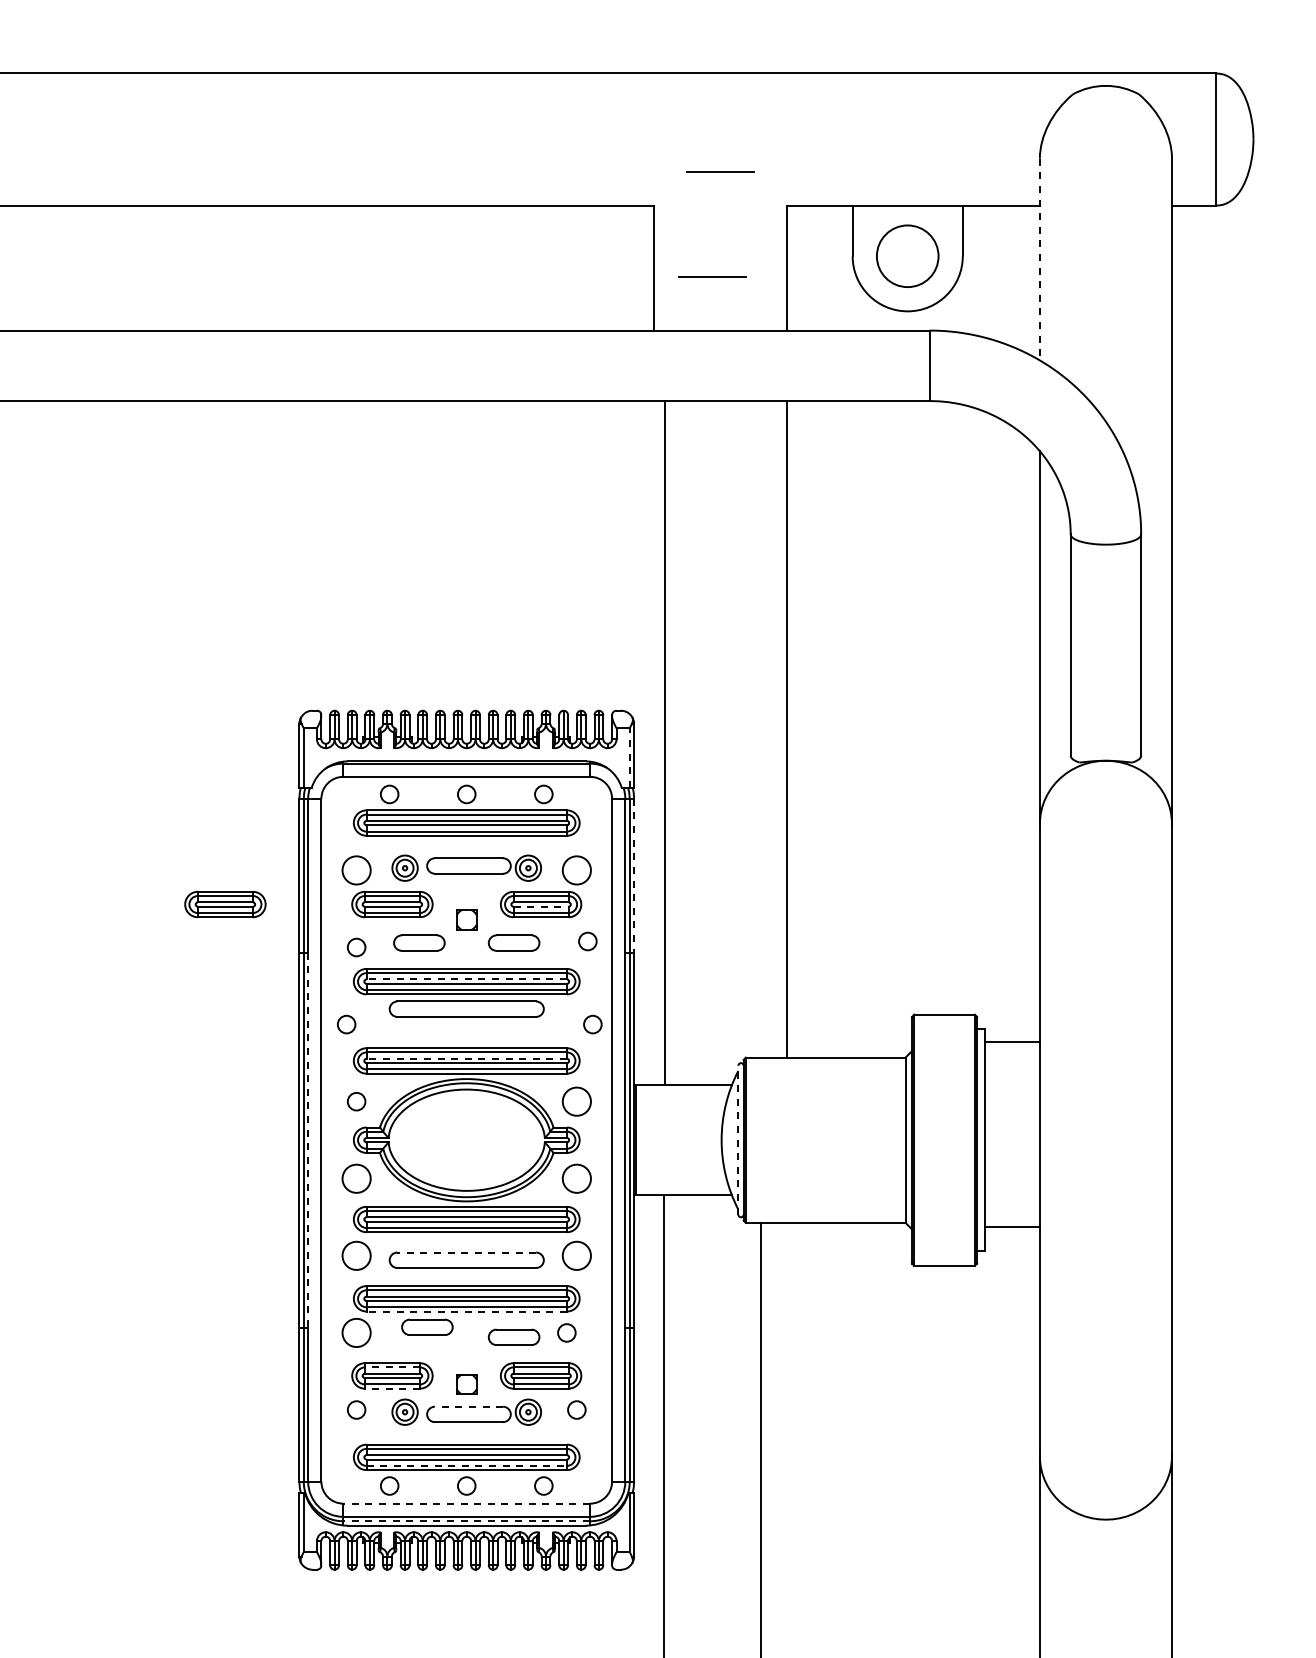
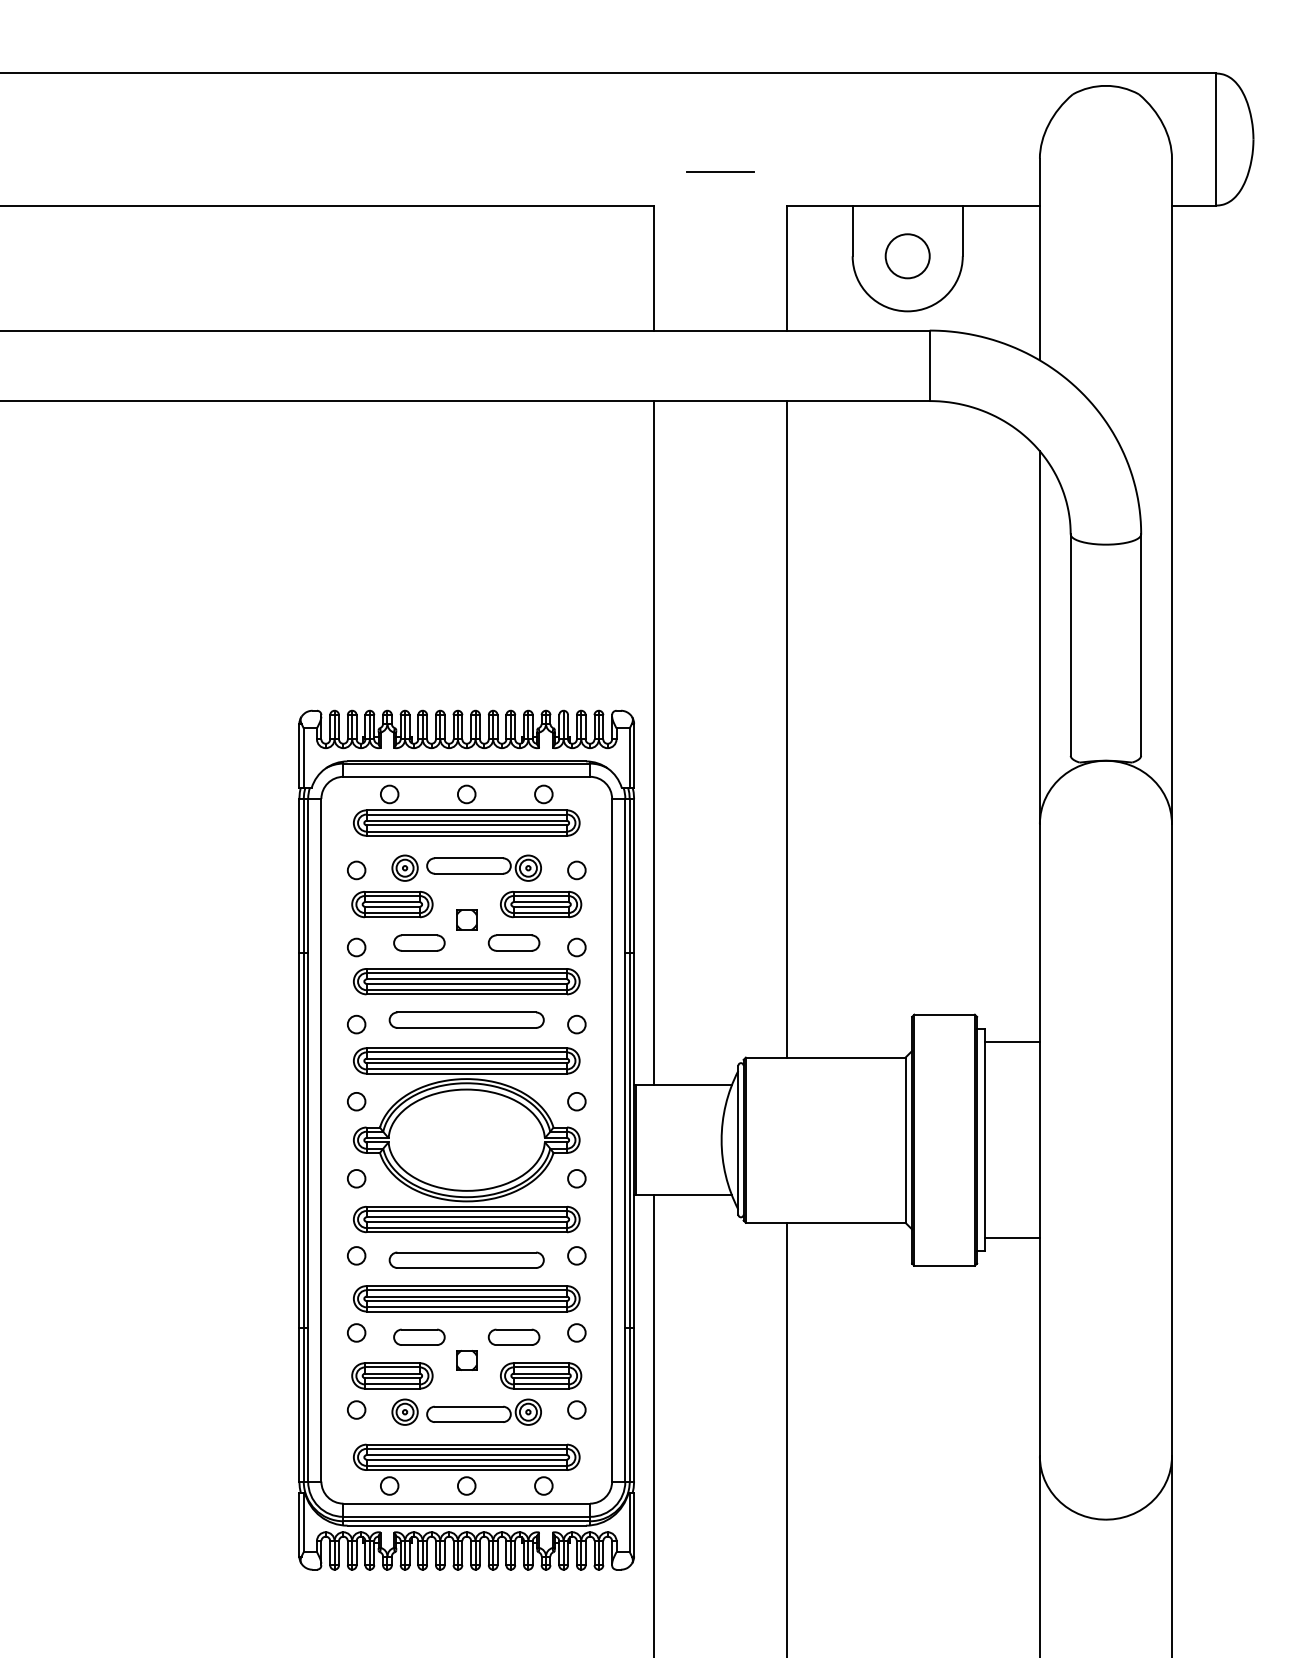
circle diameter: 62 px -> 44 px (907, 256)
line: dashed -> solid (1039, 259)
line: present -> none (712, 276)
line position: (665, 743) -> (654, 743) (654, 743)
line: dashed -> solid (629, 758)
circle diameter: 28 px -> 18 px (356, 870)
circle diameter: 28 px -> 18 px (576, 870)
line: dashed -> solid (634, 875)
part: present -> none (225, 904)
line: dashed -> solid (541, 906)
circle position: (587, 941) -> (576, 947) (576, 947)
line: dashed -> solid (466, 979)
part position: (466, 1008) -> (466, 1019) (466, 1019)
circle position: (346, 1024) -> (356, 1024) (356, 1024)
circle position: (592, 1024) -> (576, 1024) (576, 1024)
line: dashed -> solid (466, 1058)
circle diameter: 28 px -> 18 px (576, 1101)
line: dashed -> solid (738, 1139)
line: dashed -> solid (308, 1140)
circle diameter: 28 px -> 18 px (356, 1178)
circle diameter: 28 px -> 18 px (576, 1178)
line position: (1011, 1227) -> (1011, 1238) (1011, 1238)
line: dashed -> solid (466, 1252)
circle diameter: 28 px -> 18 px (356, 1255)
circle diameter: 28 px -> 18 px (576, 1255)
line: dashed -> solid (466, 1311)
part position: (427, 1326) -> (419, 1336) (419, 1336)
circle diameter: 28 px -> 18 px (356, 1332)
circle position: (566, 1332) -> (576, 1332) (576, 1332)
line: dashed -> solid (392, 1367)
part position: (466, 1384) -> (466, 1360) (466, 1360)
line: dashed -> solid (392, 1388)
line: dashed -> solid (468, 1406)
line position: (664, 1424) -> (654, 1424) (654, 1424)
line position: (760, 1438) -> (786, 1438) (786, 1438)
line: dashed -> solid (467, 1465)
line: dashed -> solid (466, 1503)
line: dashed -> solid (466, 1521)
